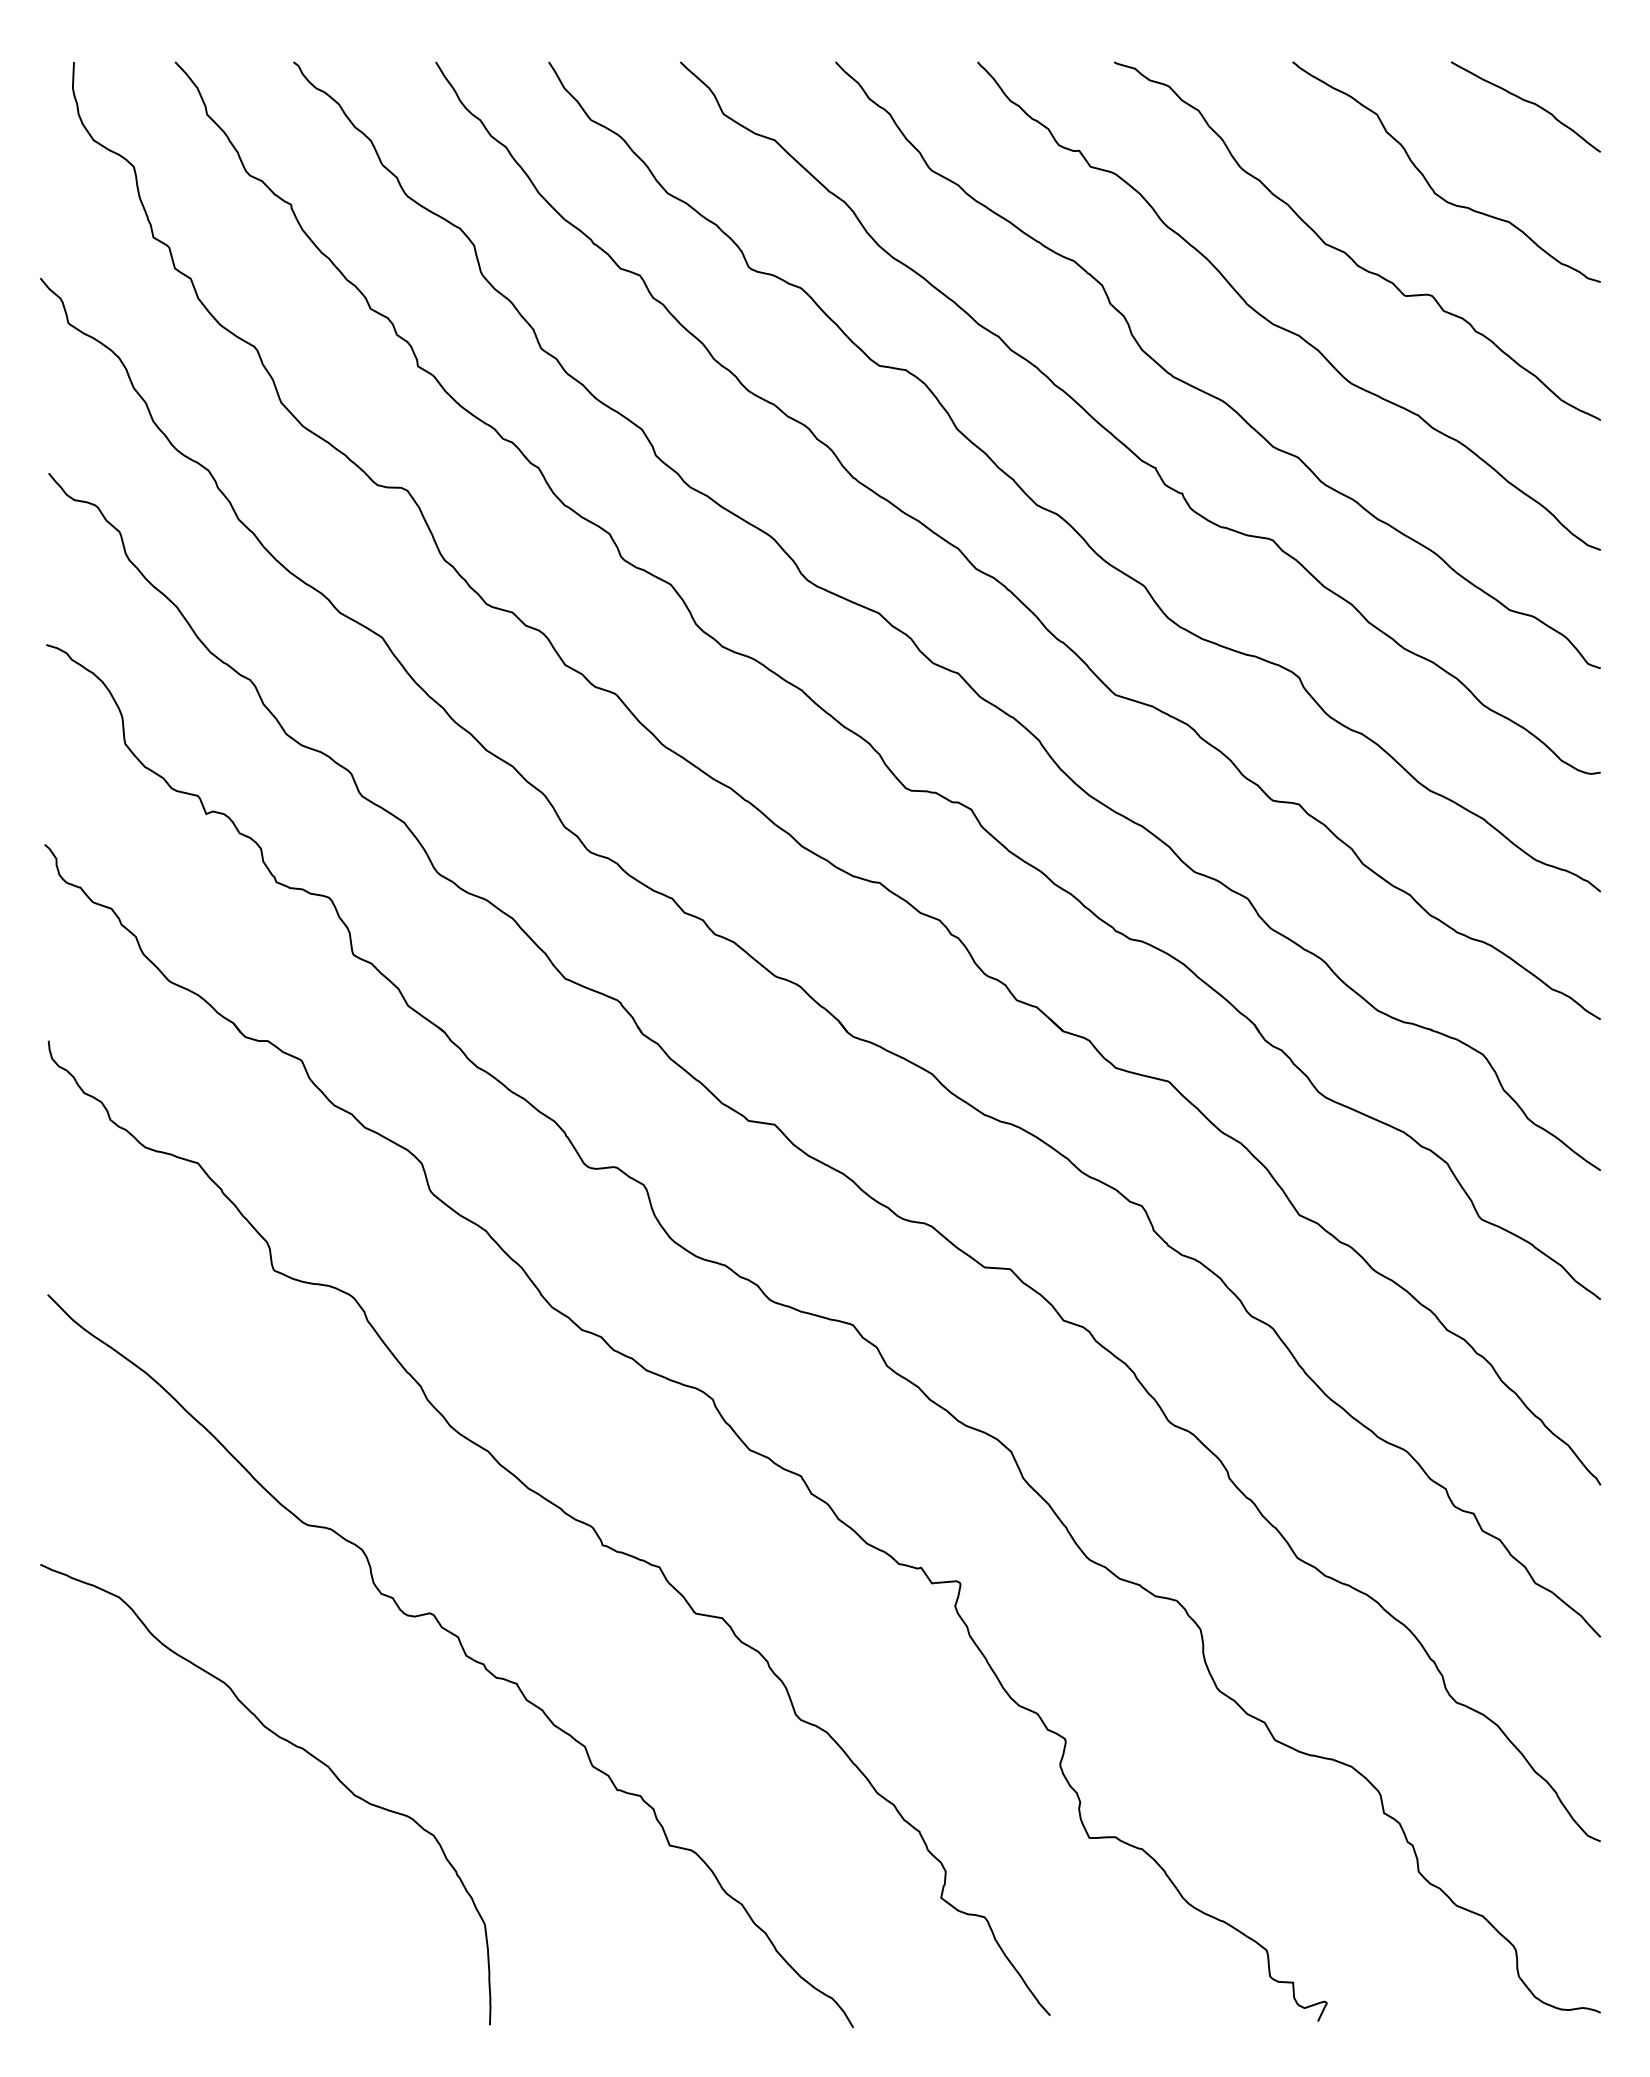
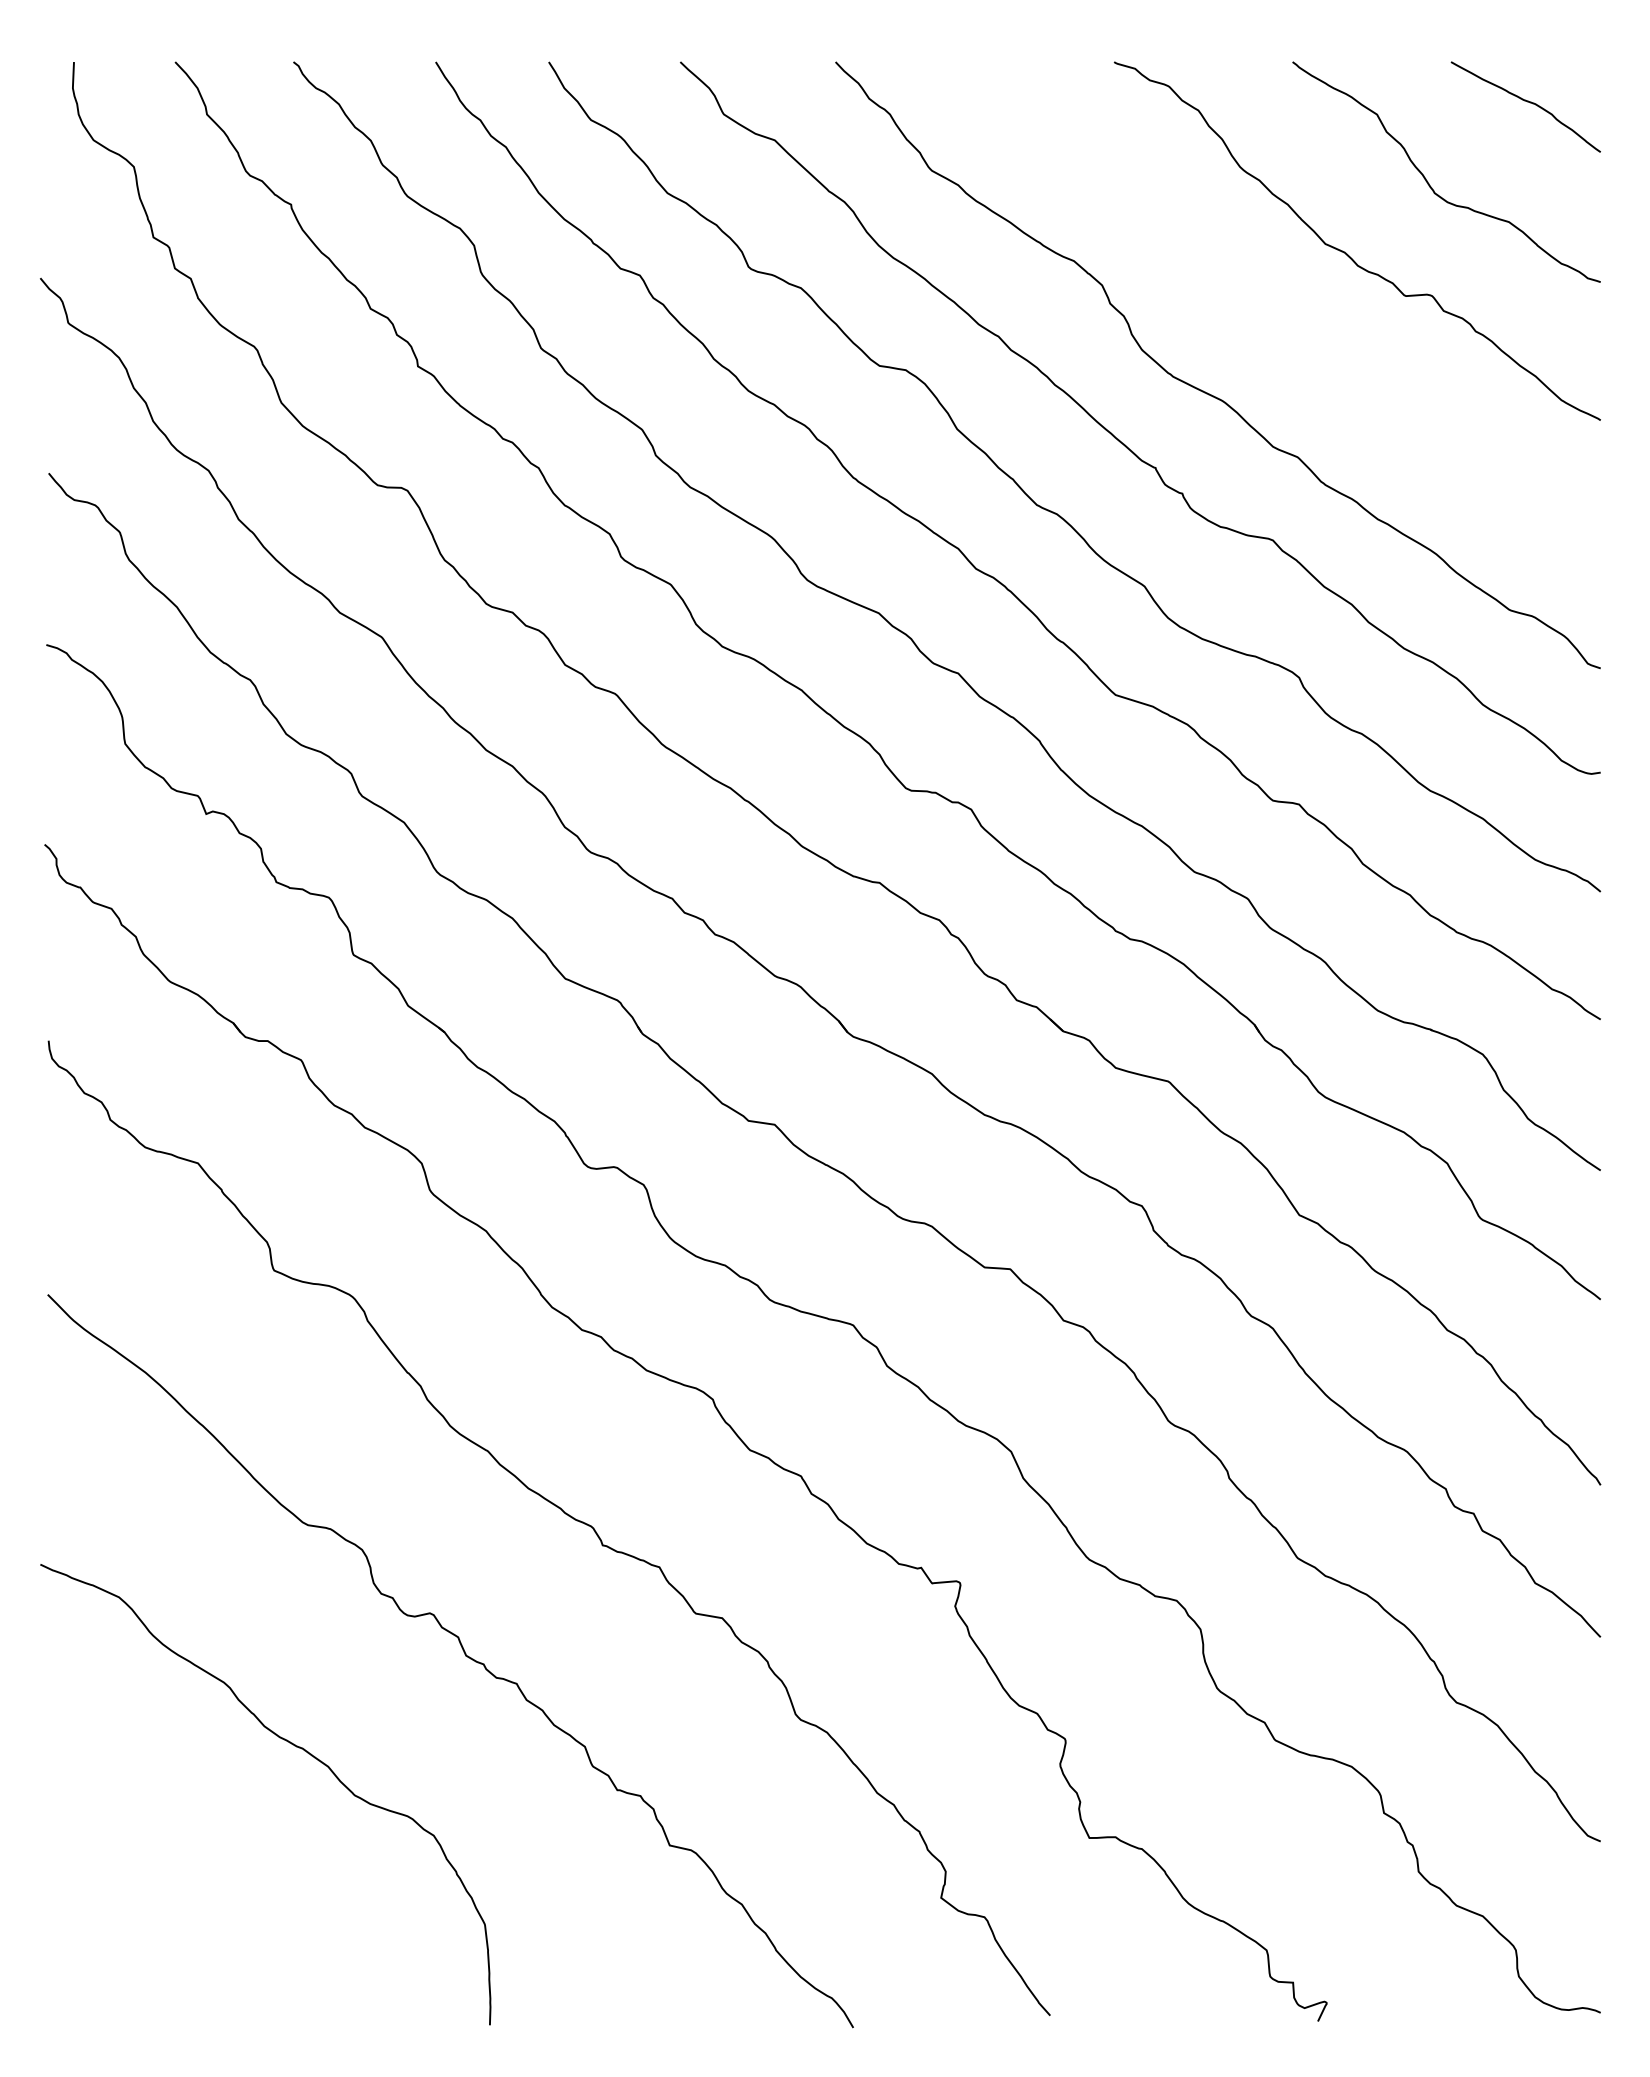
curve: present -> none (1278, 325)
